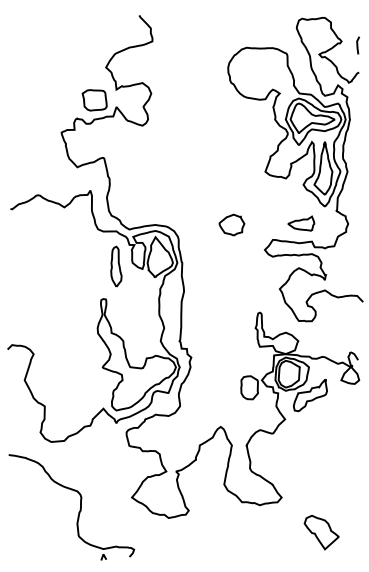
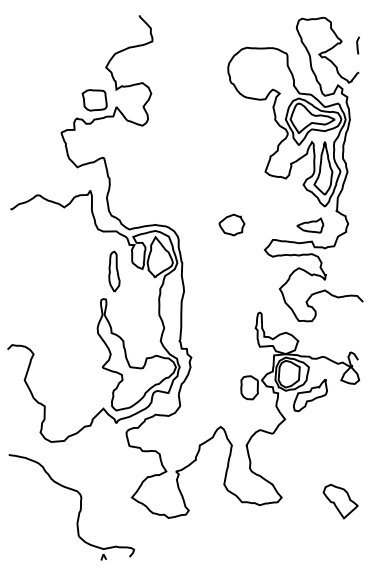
part position: (301, 223) -> (310, 225) (310, 225)
part position: (116, 266) -> (114, 271) (114, 271)
part position: (321, 532) -> (340, 501) (340, 501)
